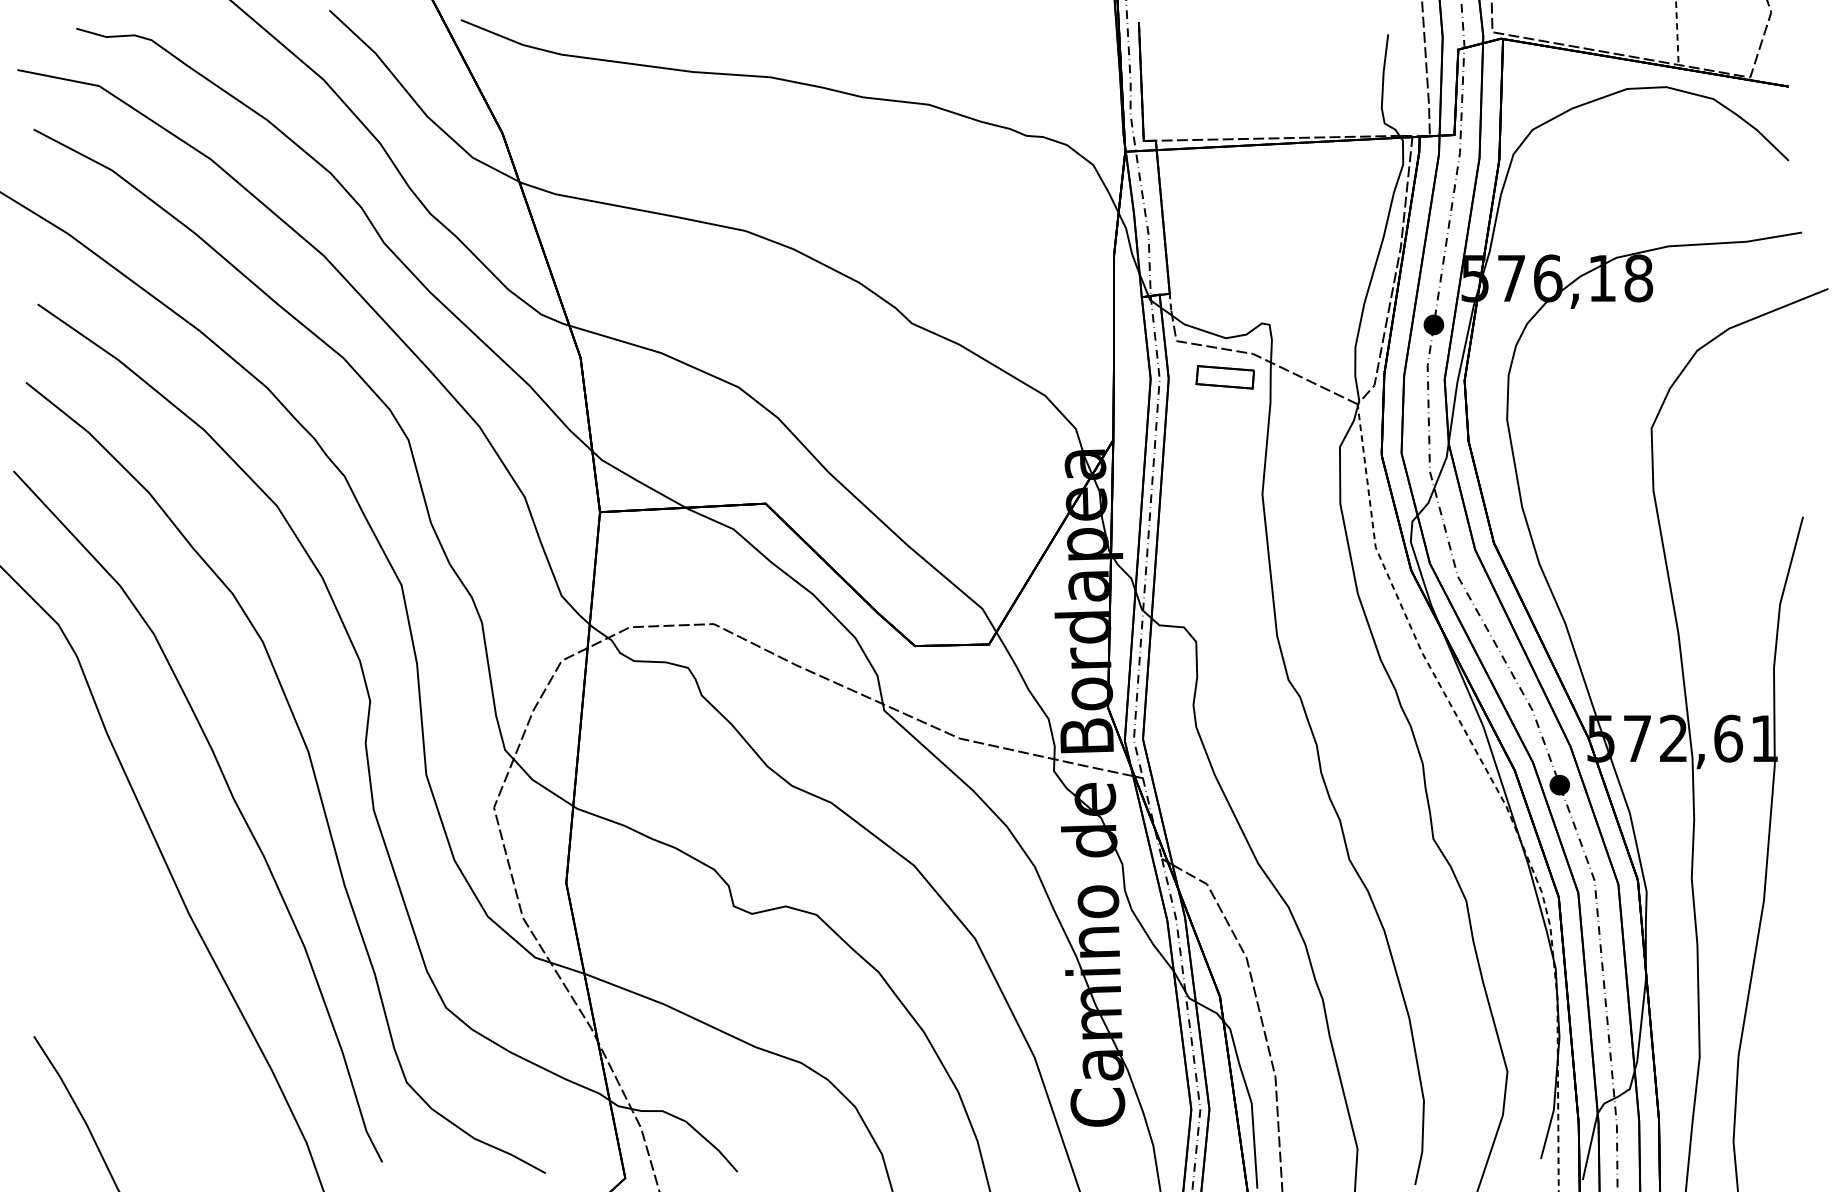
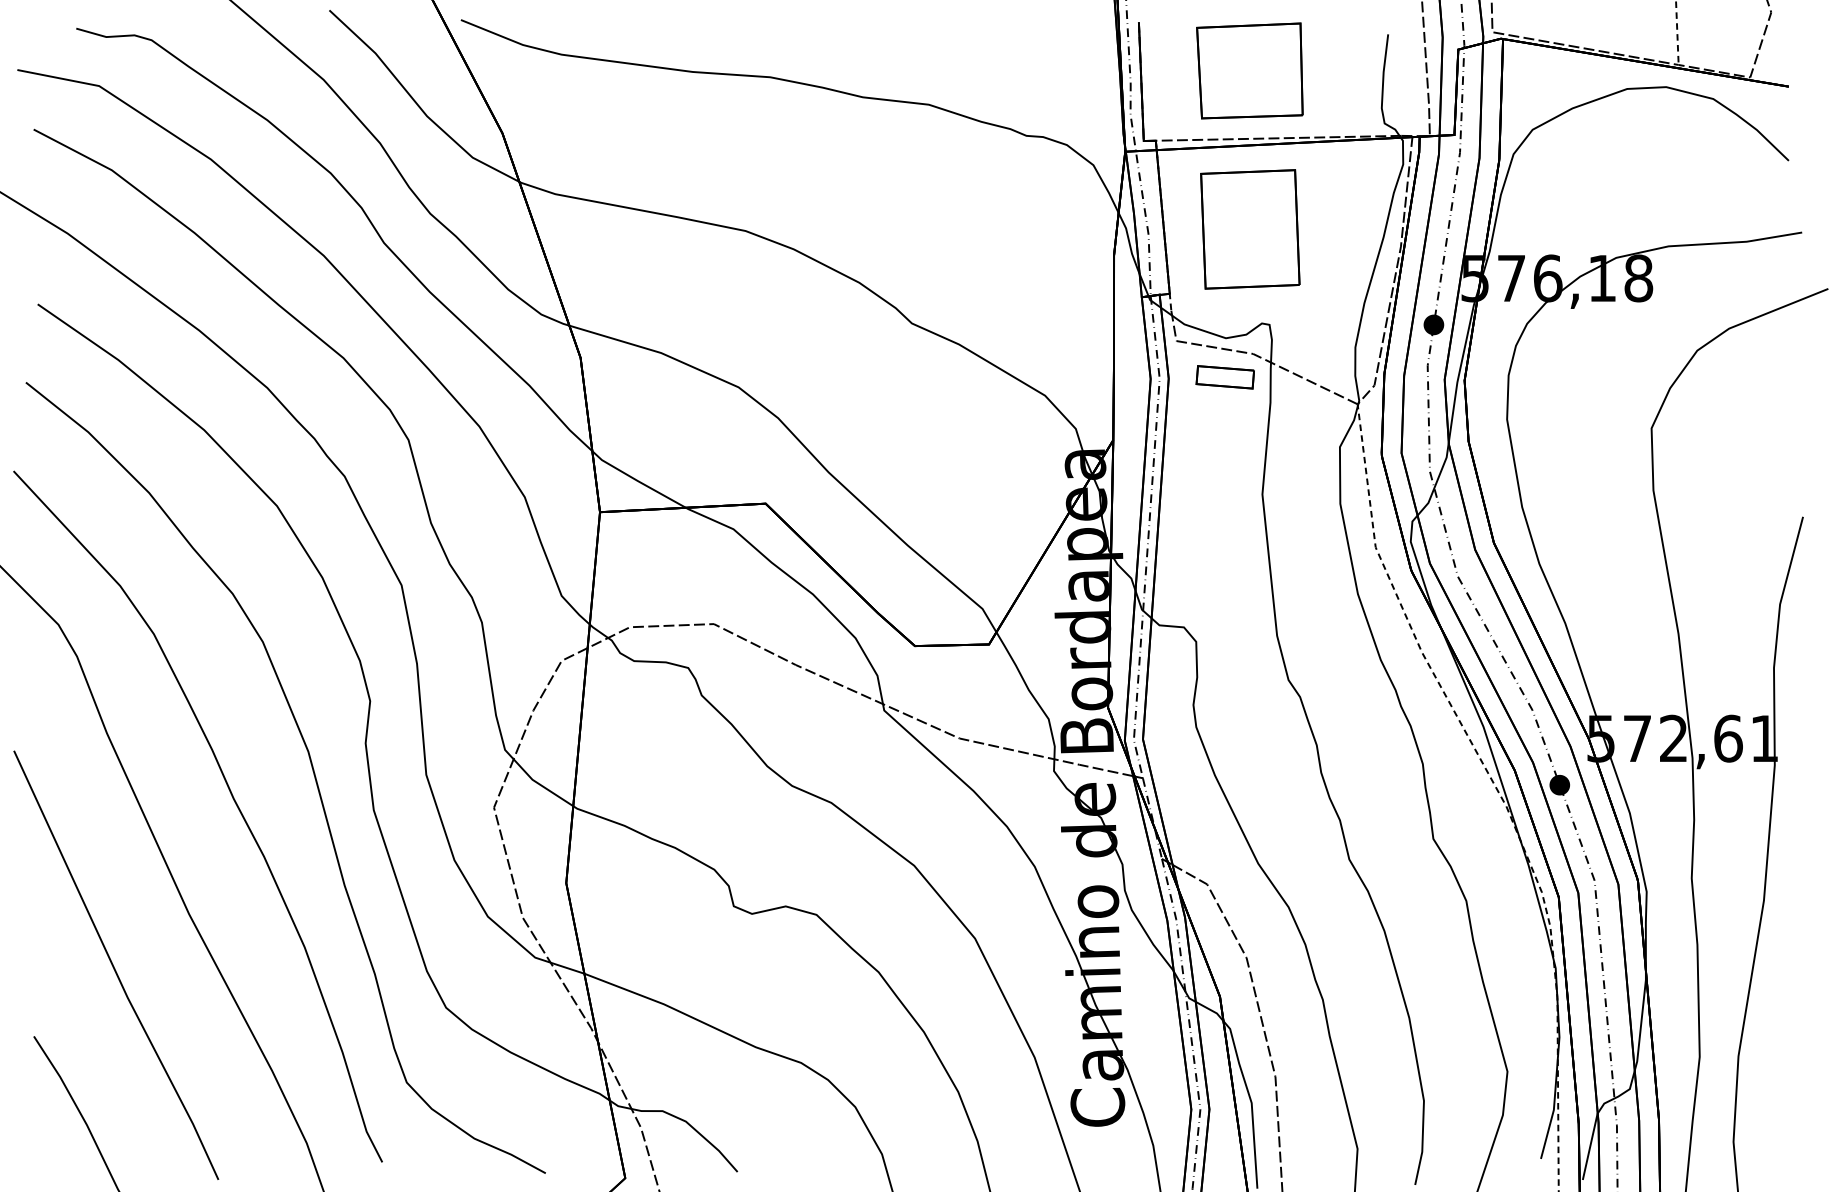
part: none -> present (1249, 70)
part: none -> present (1250, 229)
line: none -> present (114, 966)
